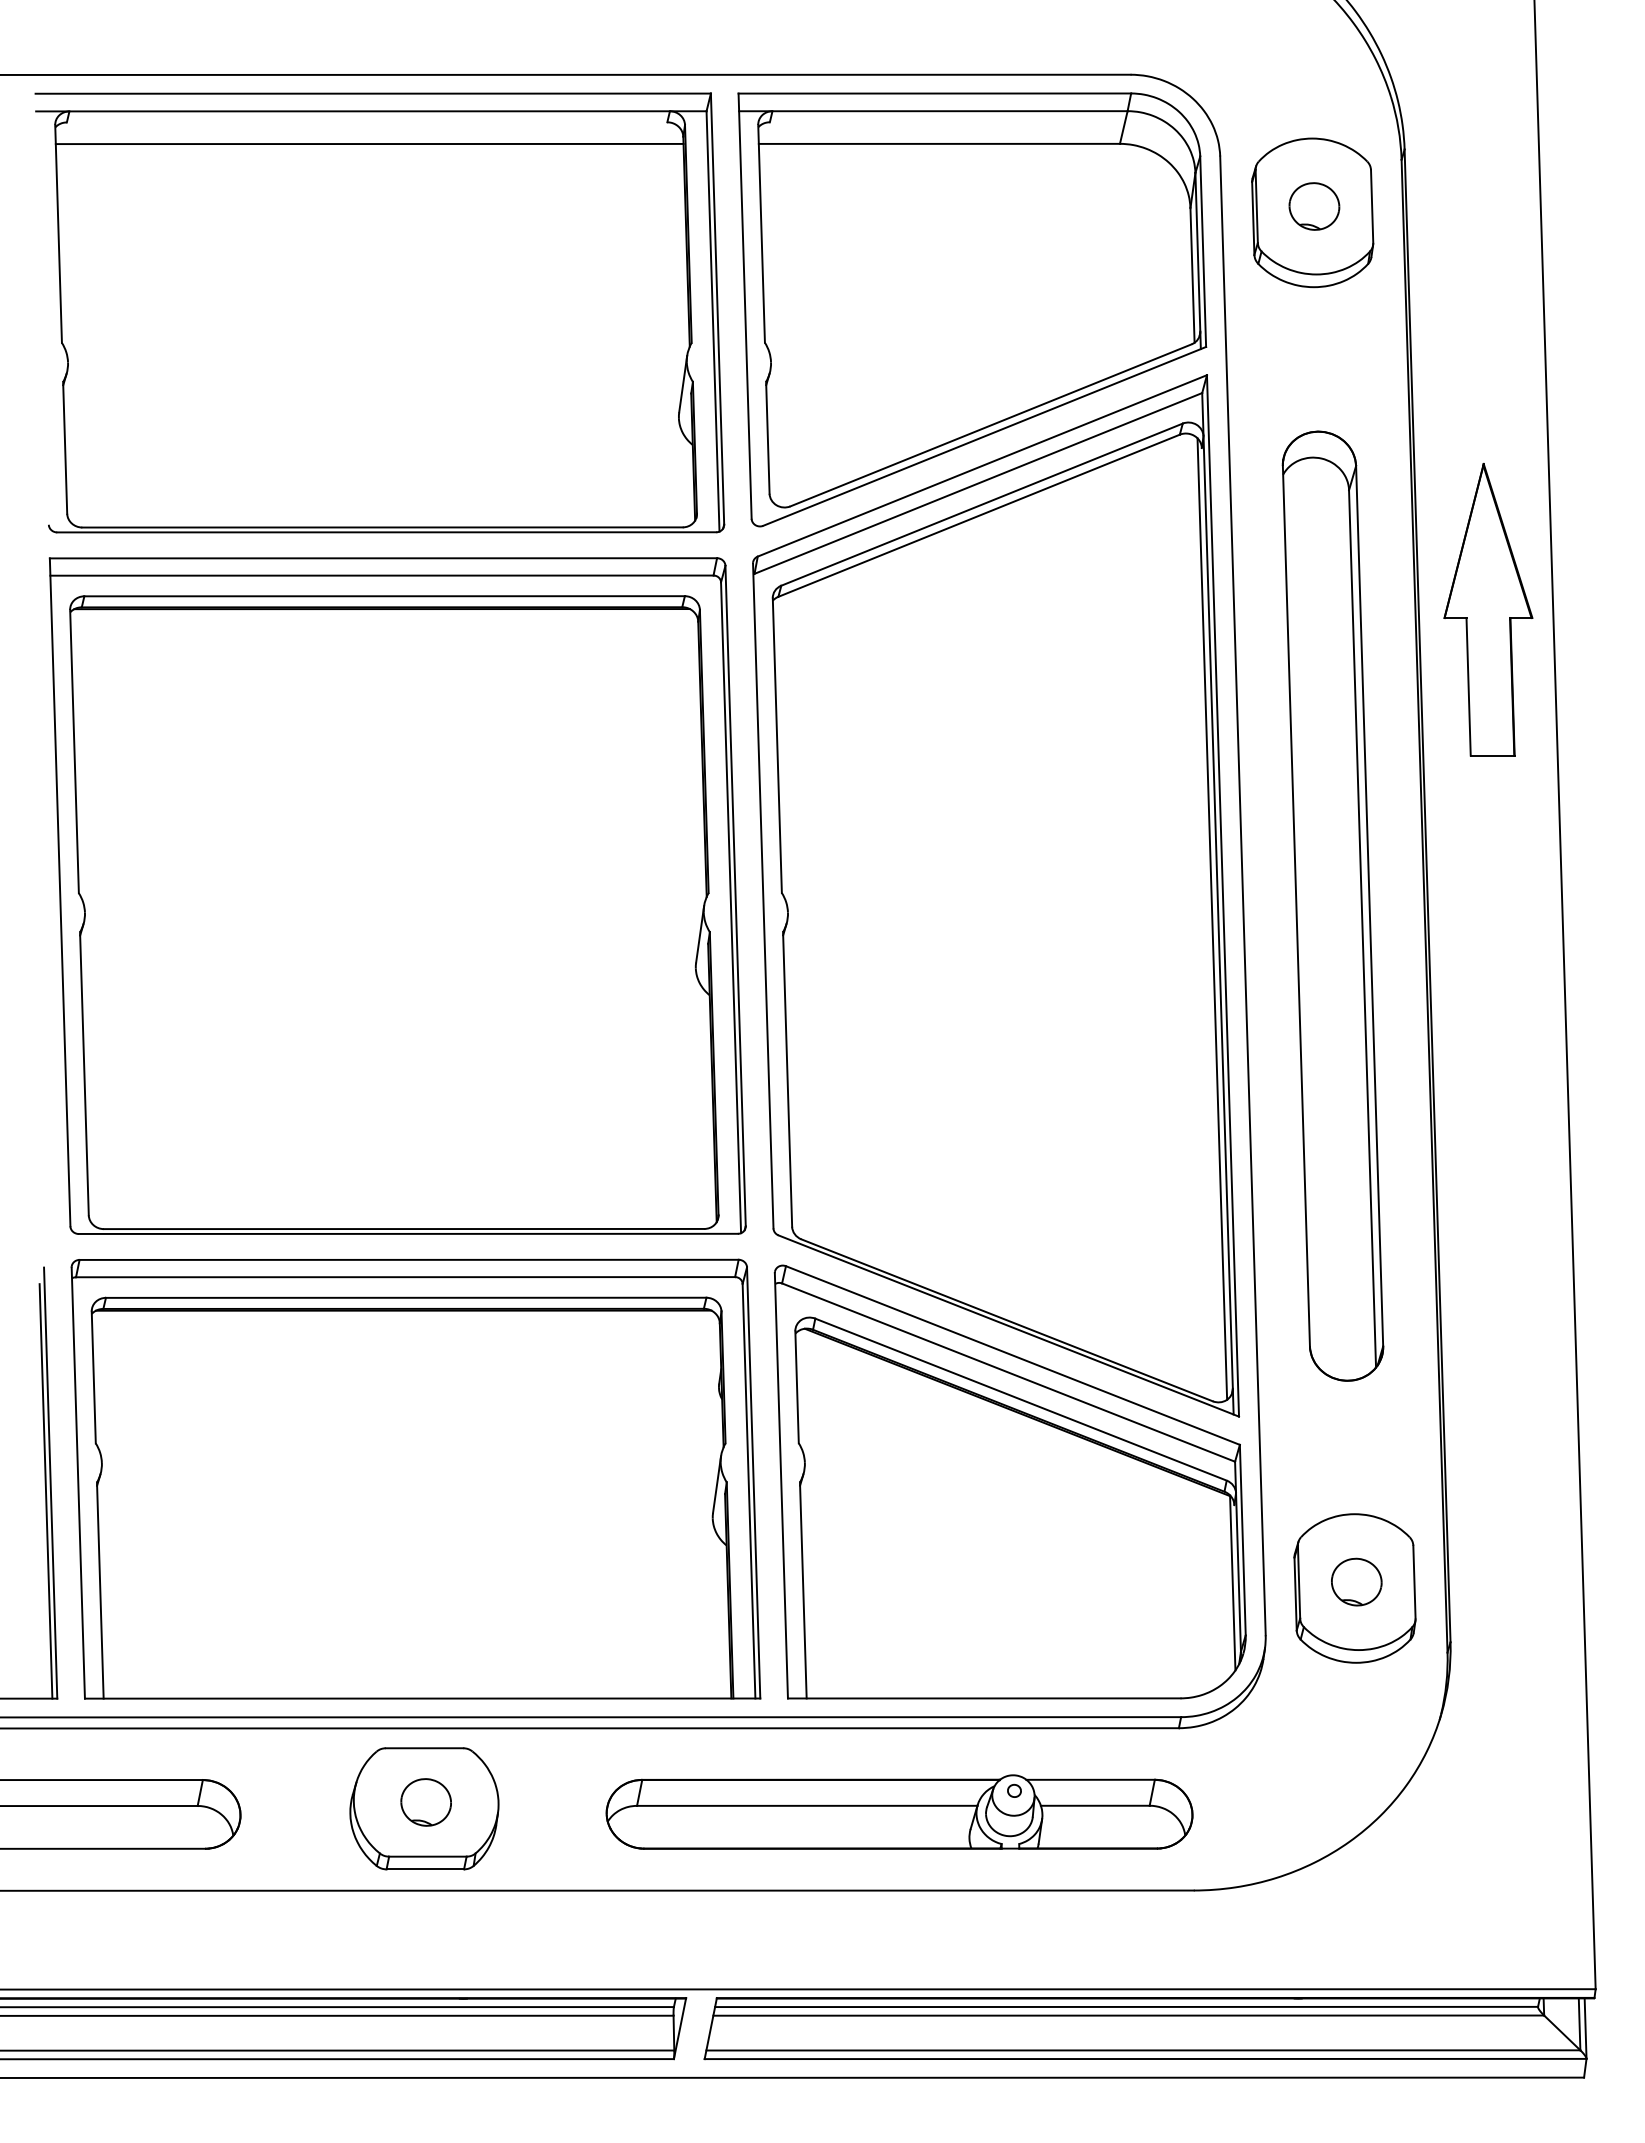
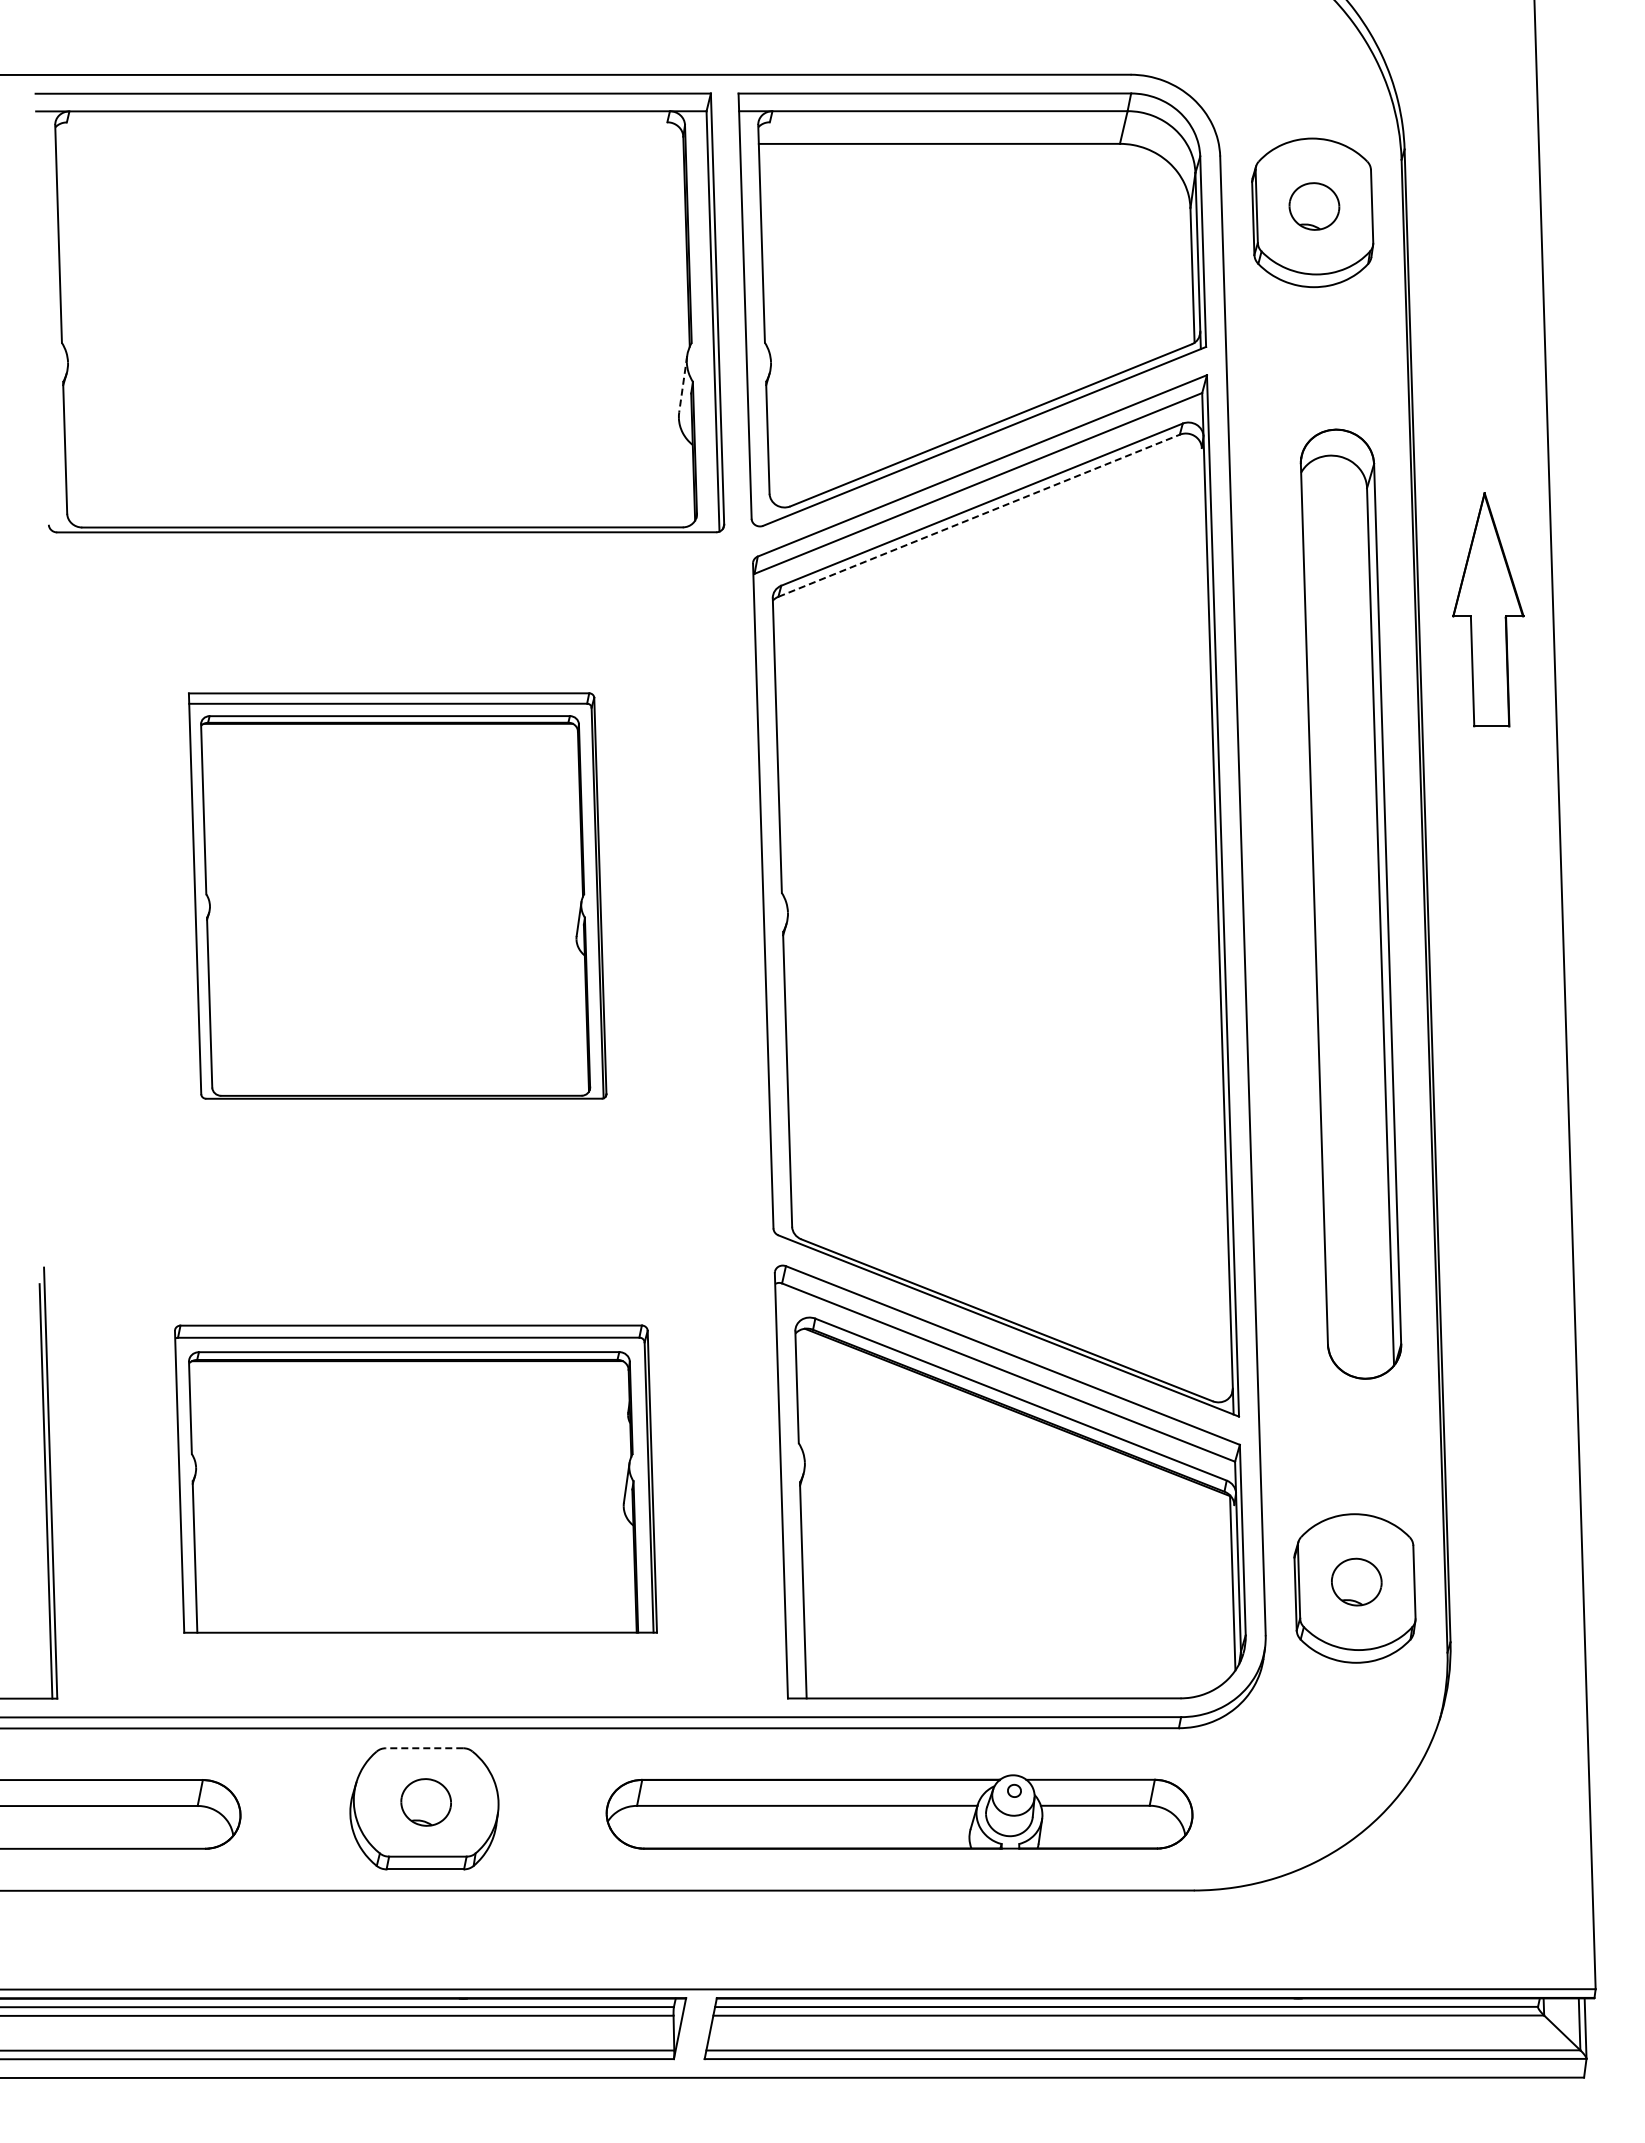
line: present -> none (369, 143)
line: solid -> dashed (683, 384)
line: solid -> dashed (979, 515)
part size: 91x295 px -> 73x236 px (1488, 609)
part size: 699x678 px -> 420x408 px (397, 895)
part position: (1332, 905) -> (1350, 903) (1350, 903)
line: present -> none (1212, 918)
part size: 692x442 px -> 484x310 px (415, 1478)
line: solid -> dashed (424, 1748)
